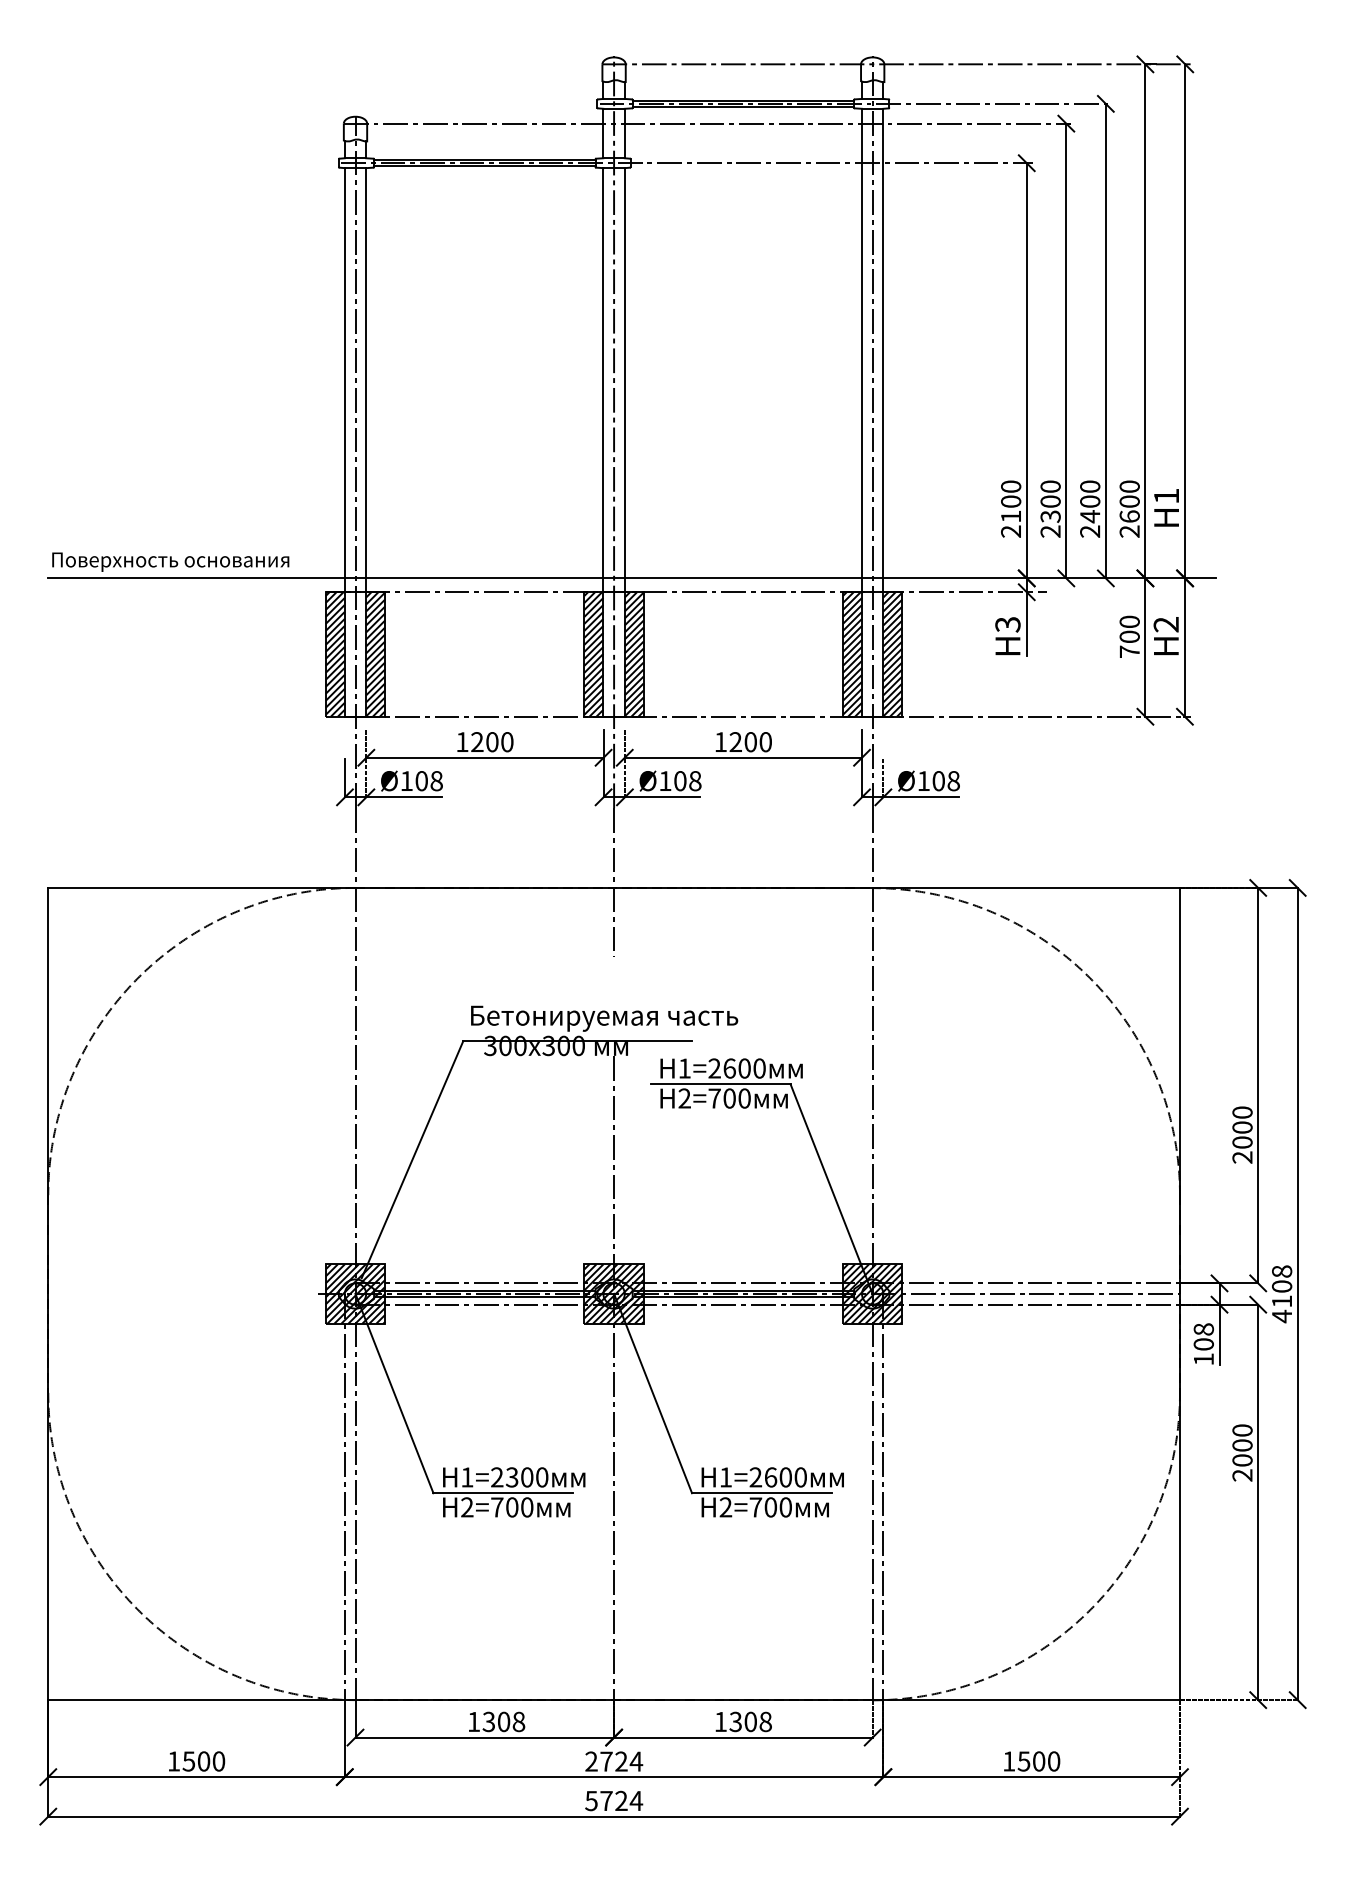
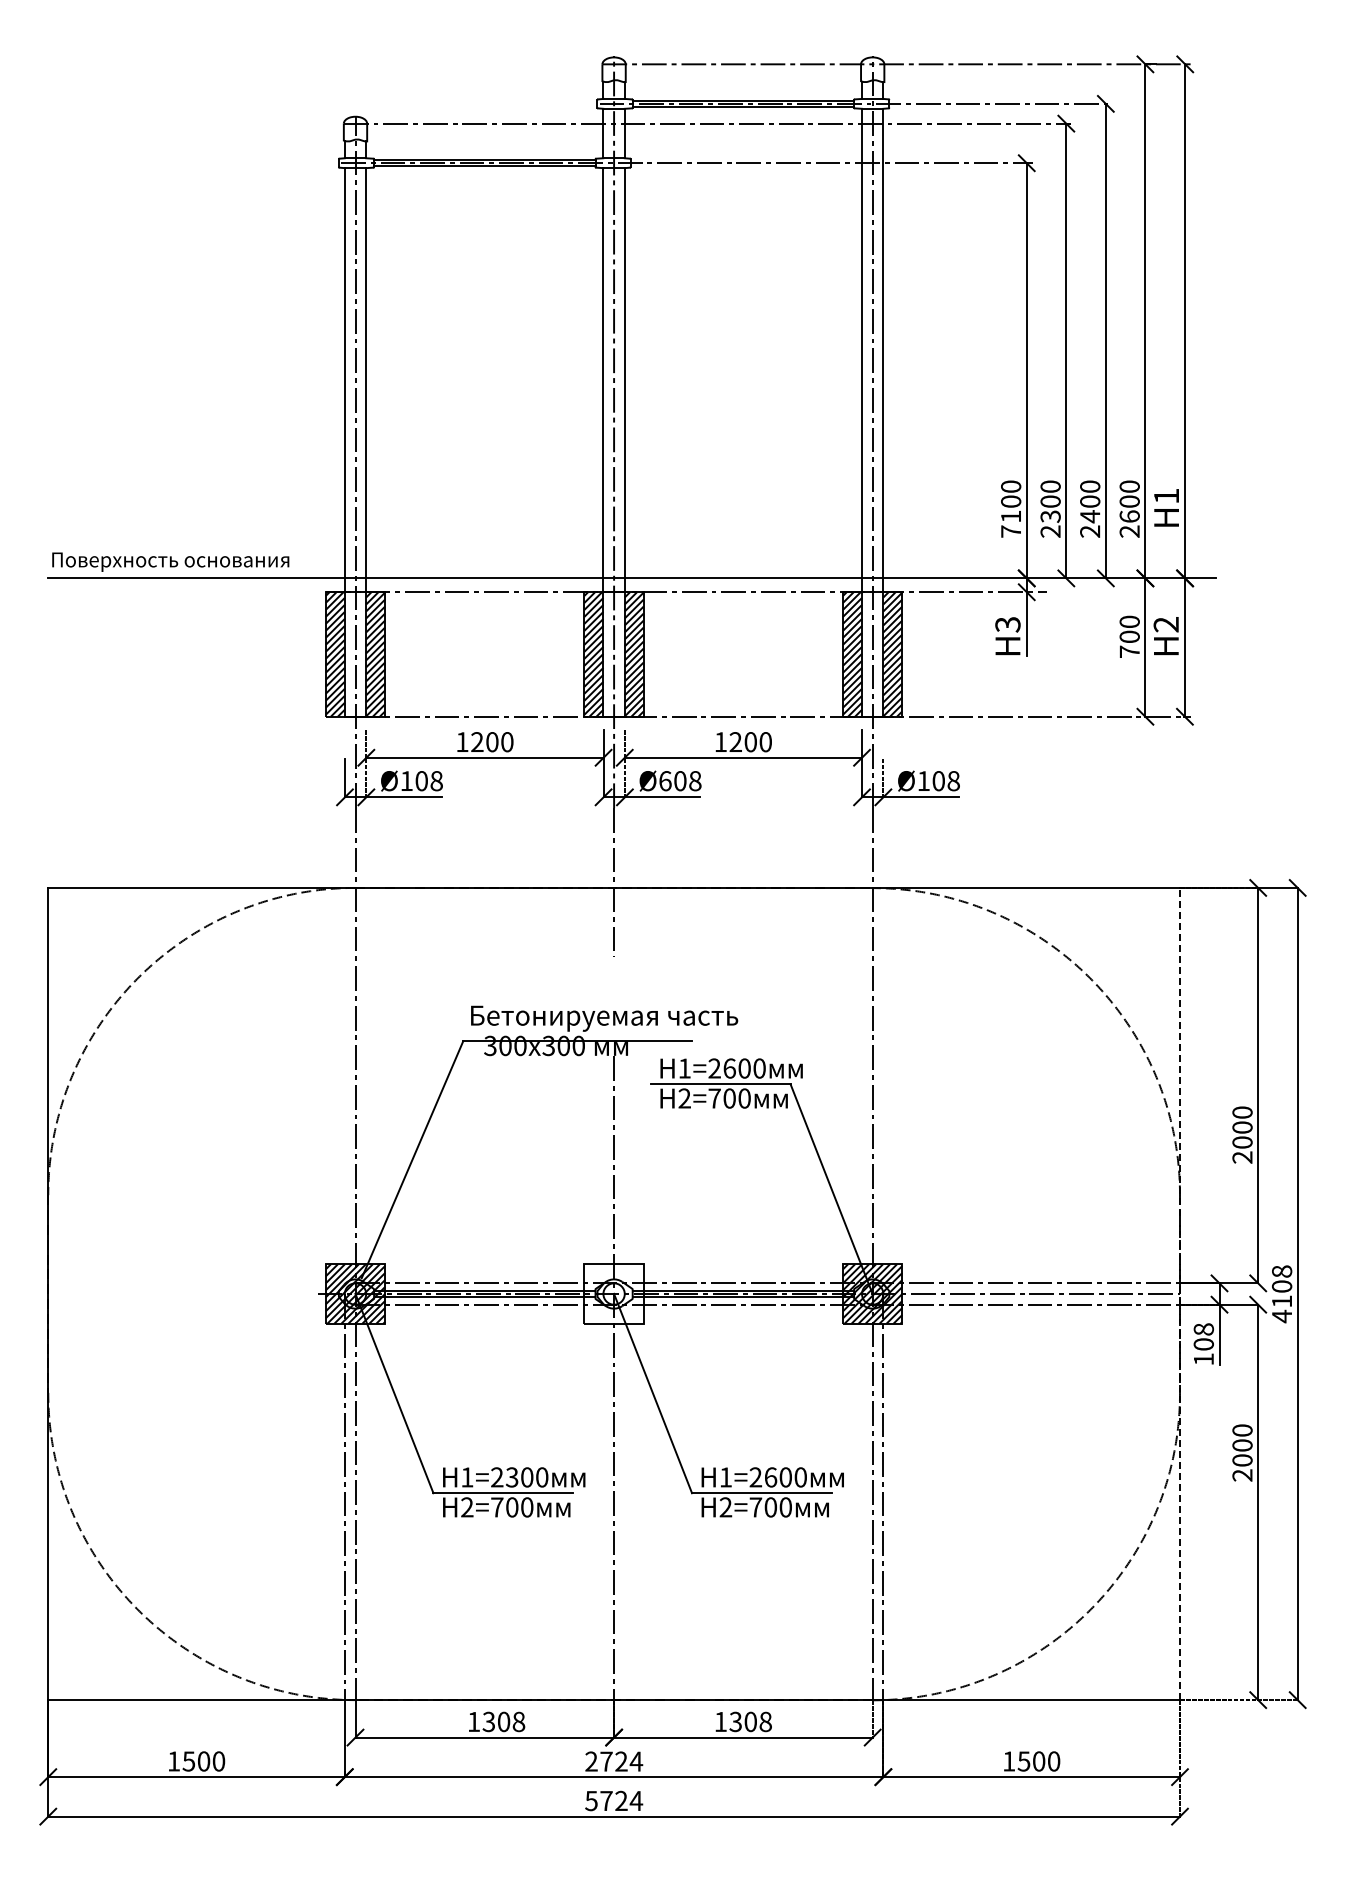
text: 2100 -> 7100 (1010, 531)
text: Ø108 -> Ø608 (665, 781)
hatch: present -> none (613, 1293)
line: solid -> dashed (1179, 1293)
